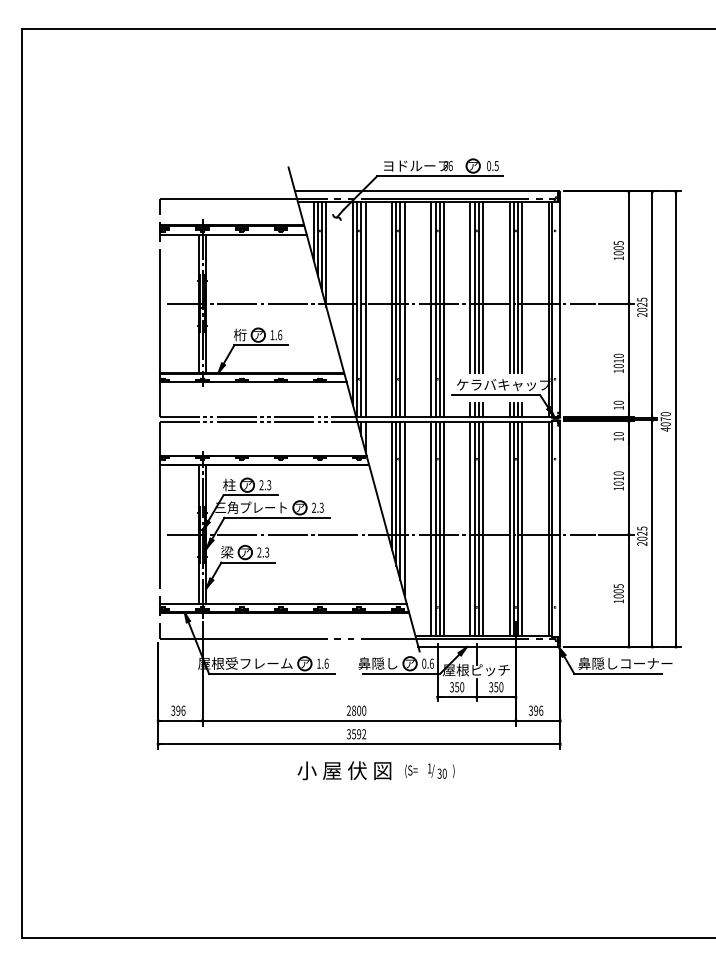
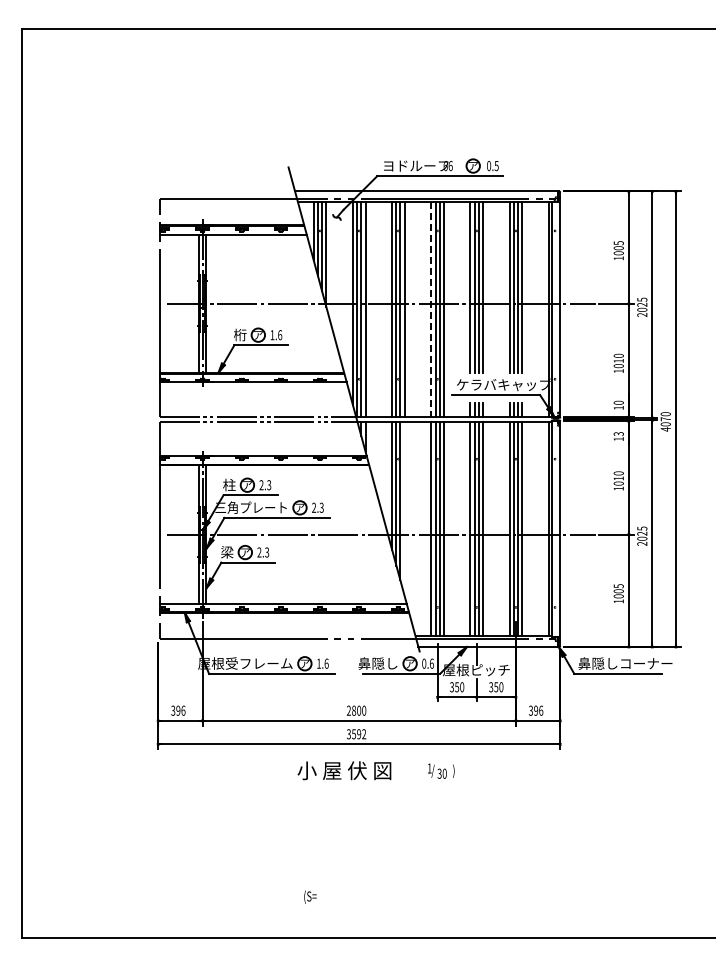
line: solid -> dashed (431, 310)
text: 10 -> 13 (618, 434)
line: present -> none (404, 508)
text position: (411, 770) -> (310, 896) (310, 896)
